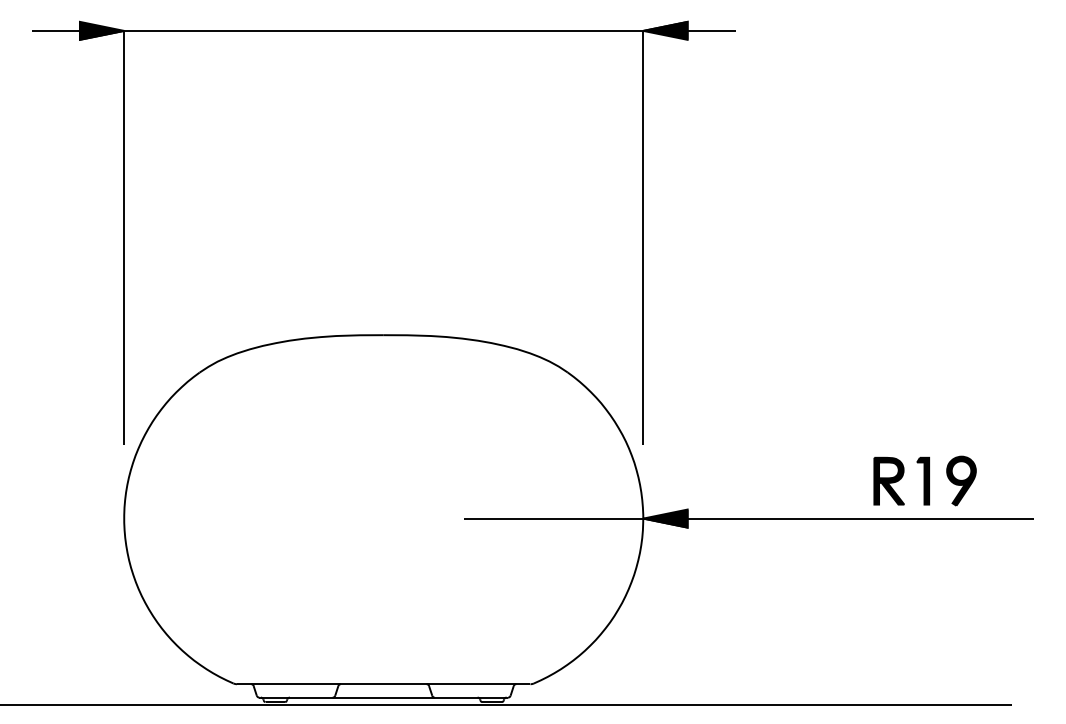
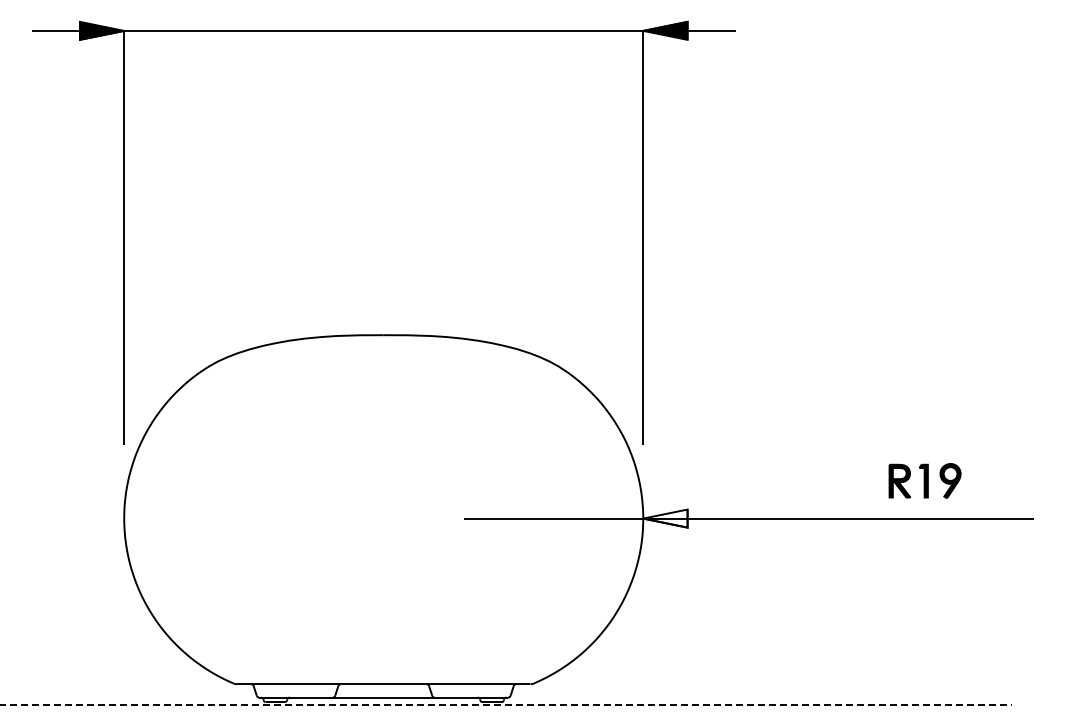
part size: 104x52 px -> 74x36 px (924, 480)
fill: present -> none (665, 518)
line: solid -> dashed (506, 704)
